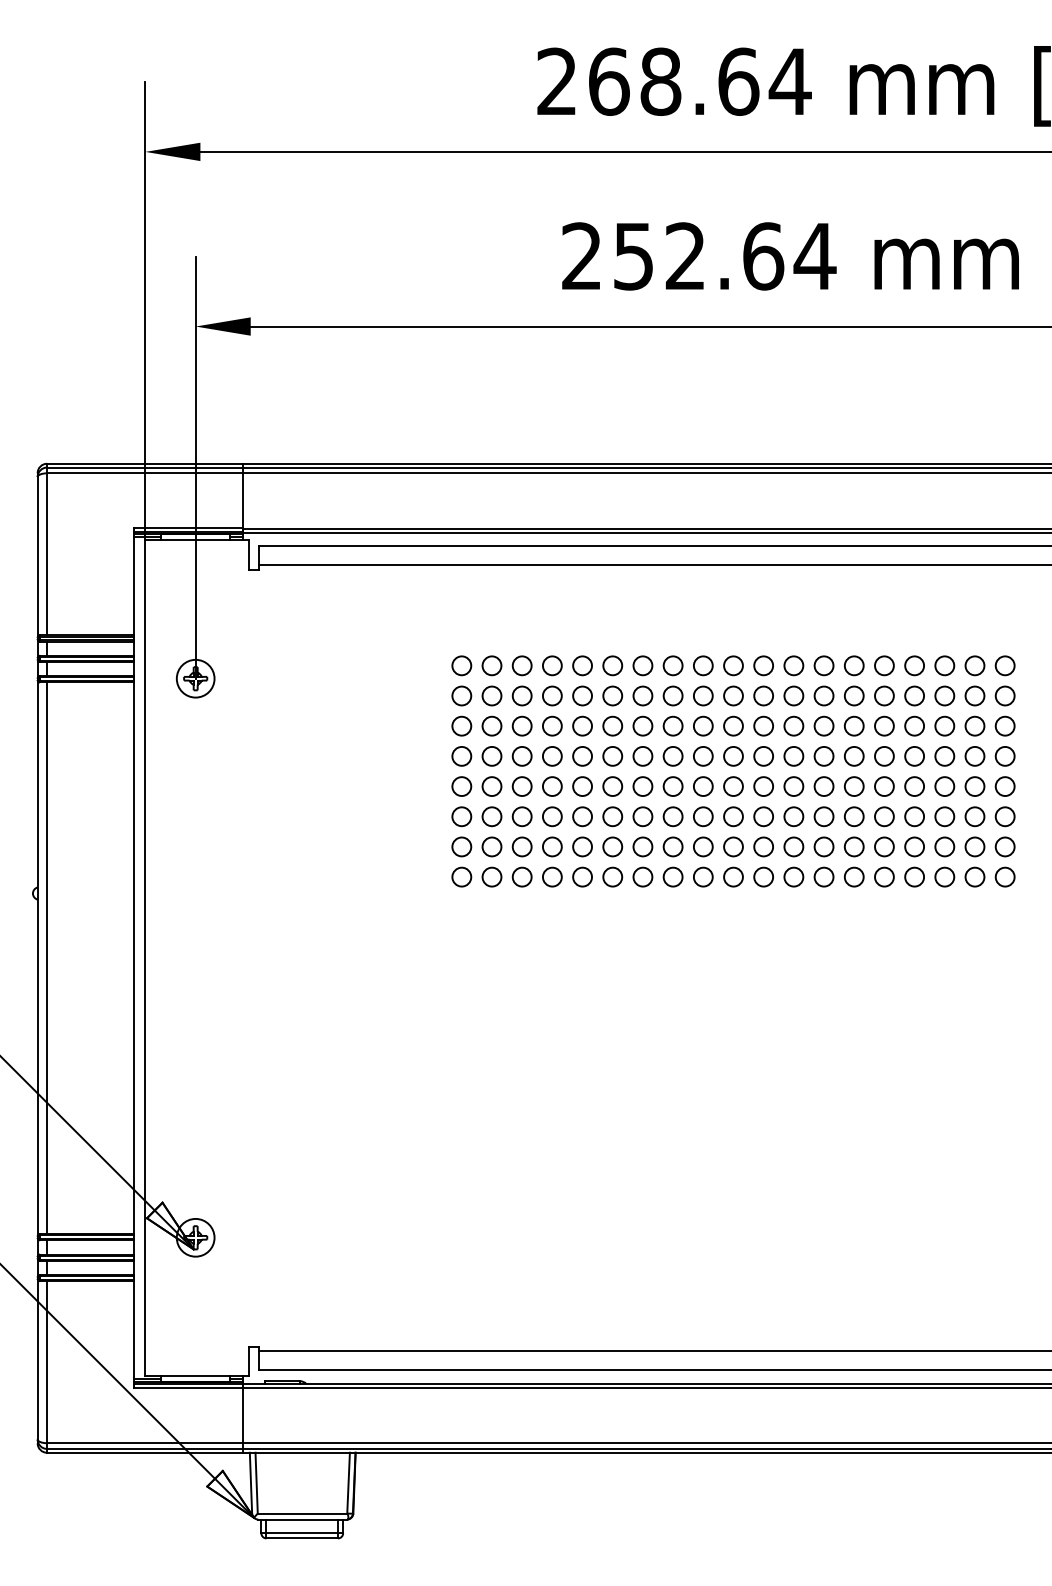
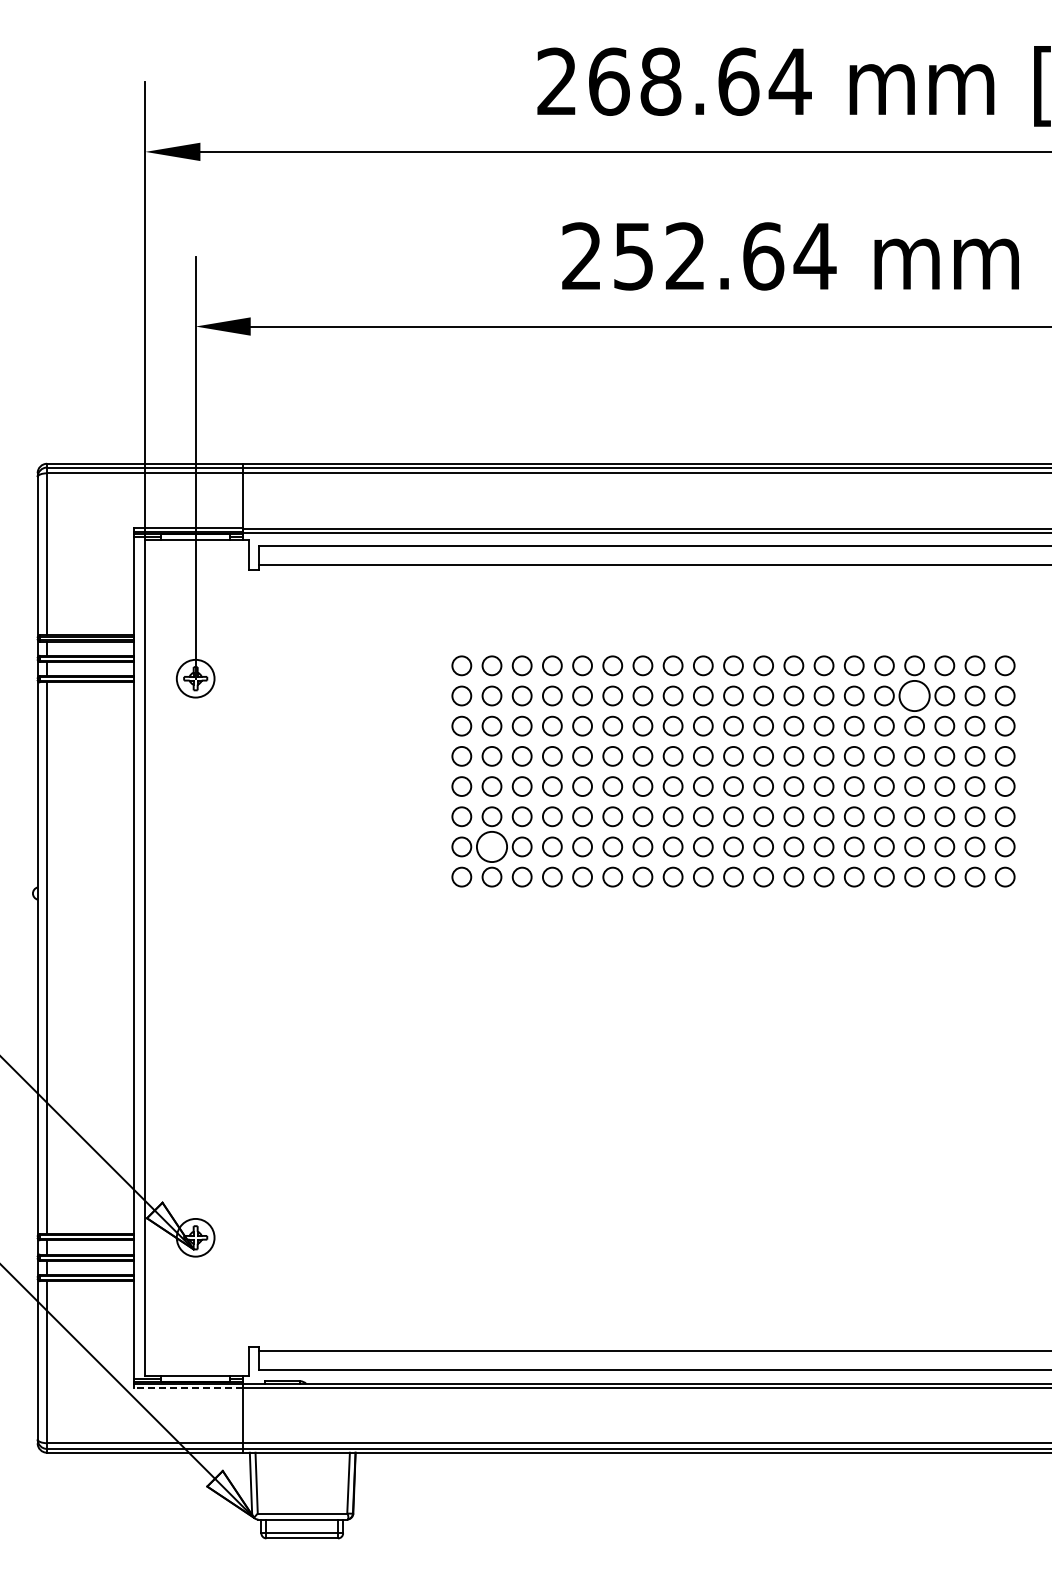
circle diameter: 19 px -> 30 px (914, 695)
circle diameter: 19 px -> 30 px (491, 846)
line: solid -> dashed (188, 1388)
